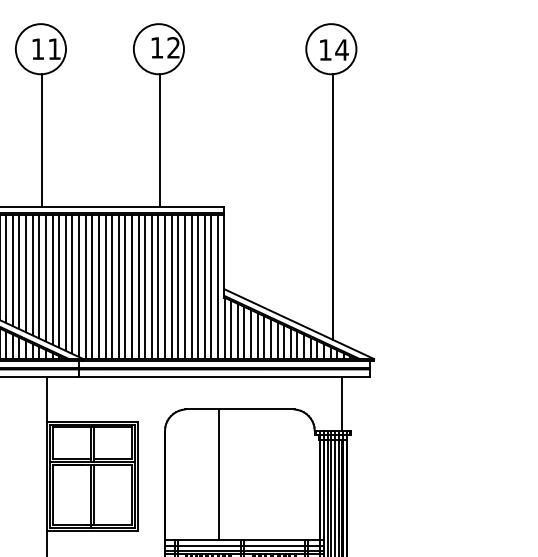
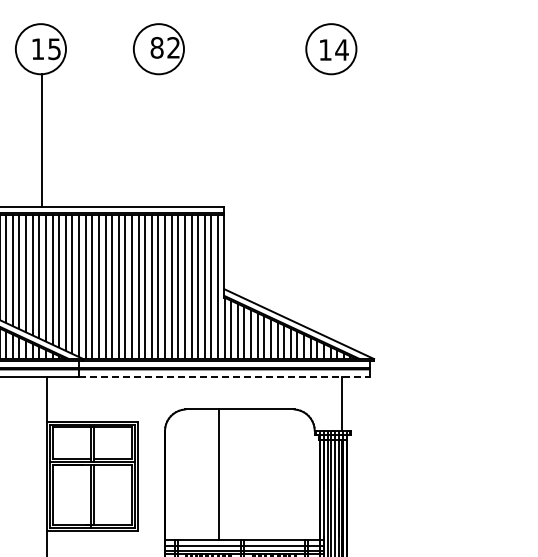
text: 12 -> 82 (156, 47)
text: 11 -> 15 (54, 49)
line: present -> none (160, 140)
line: present -> none (332, 206)
line: solid -> dashed (224, 376)
